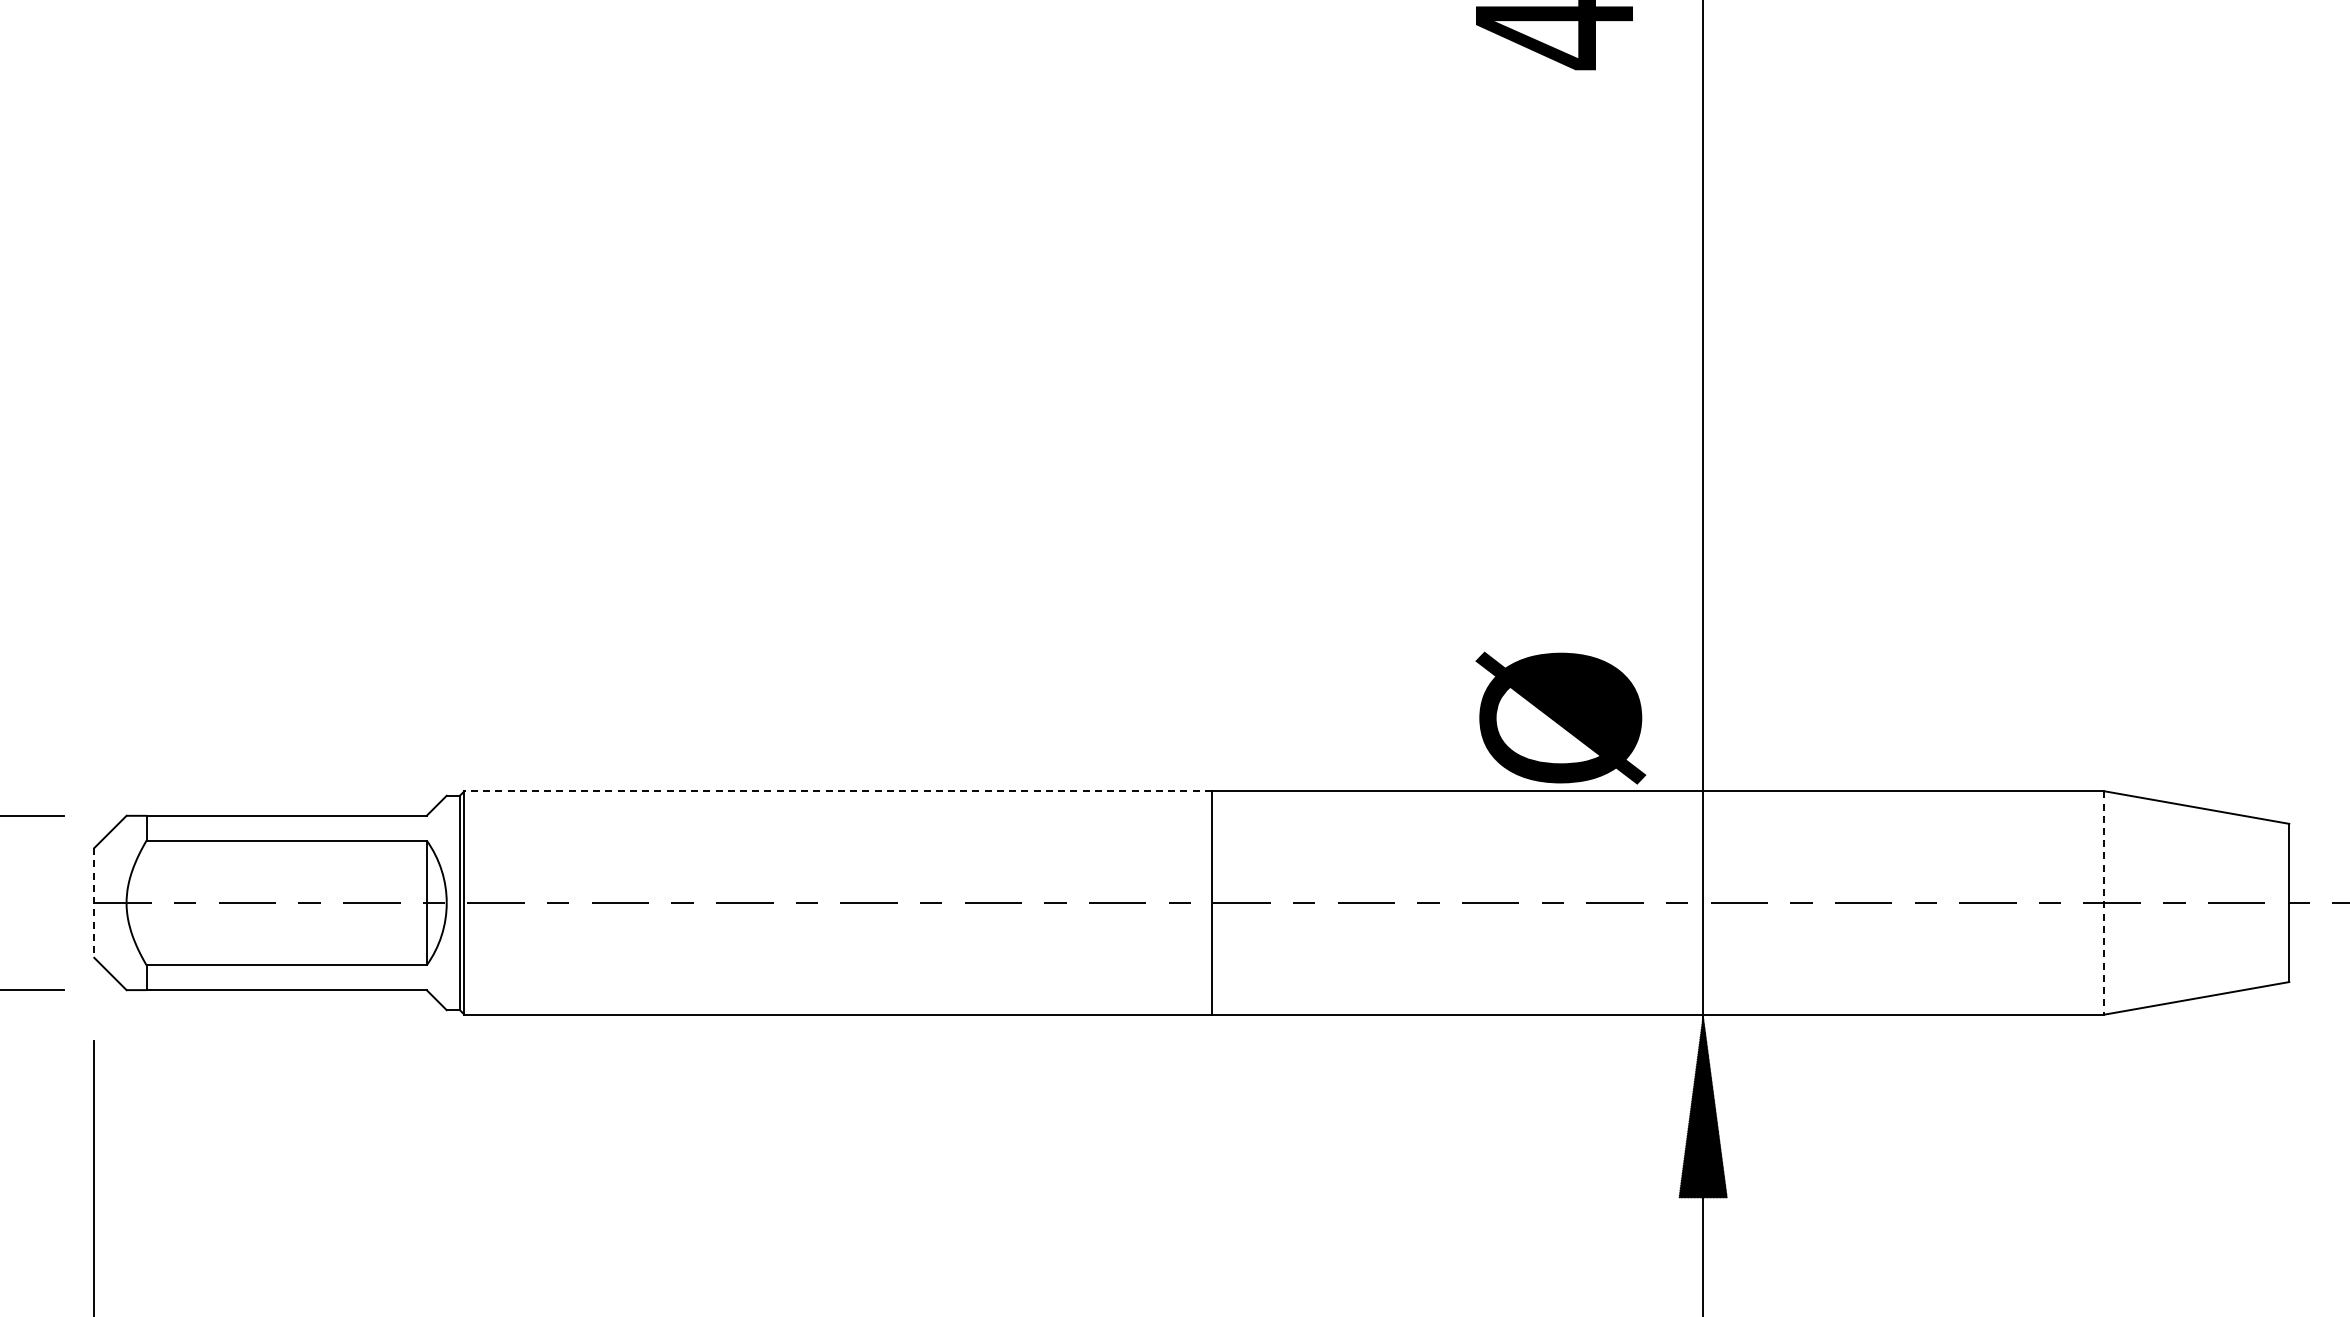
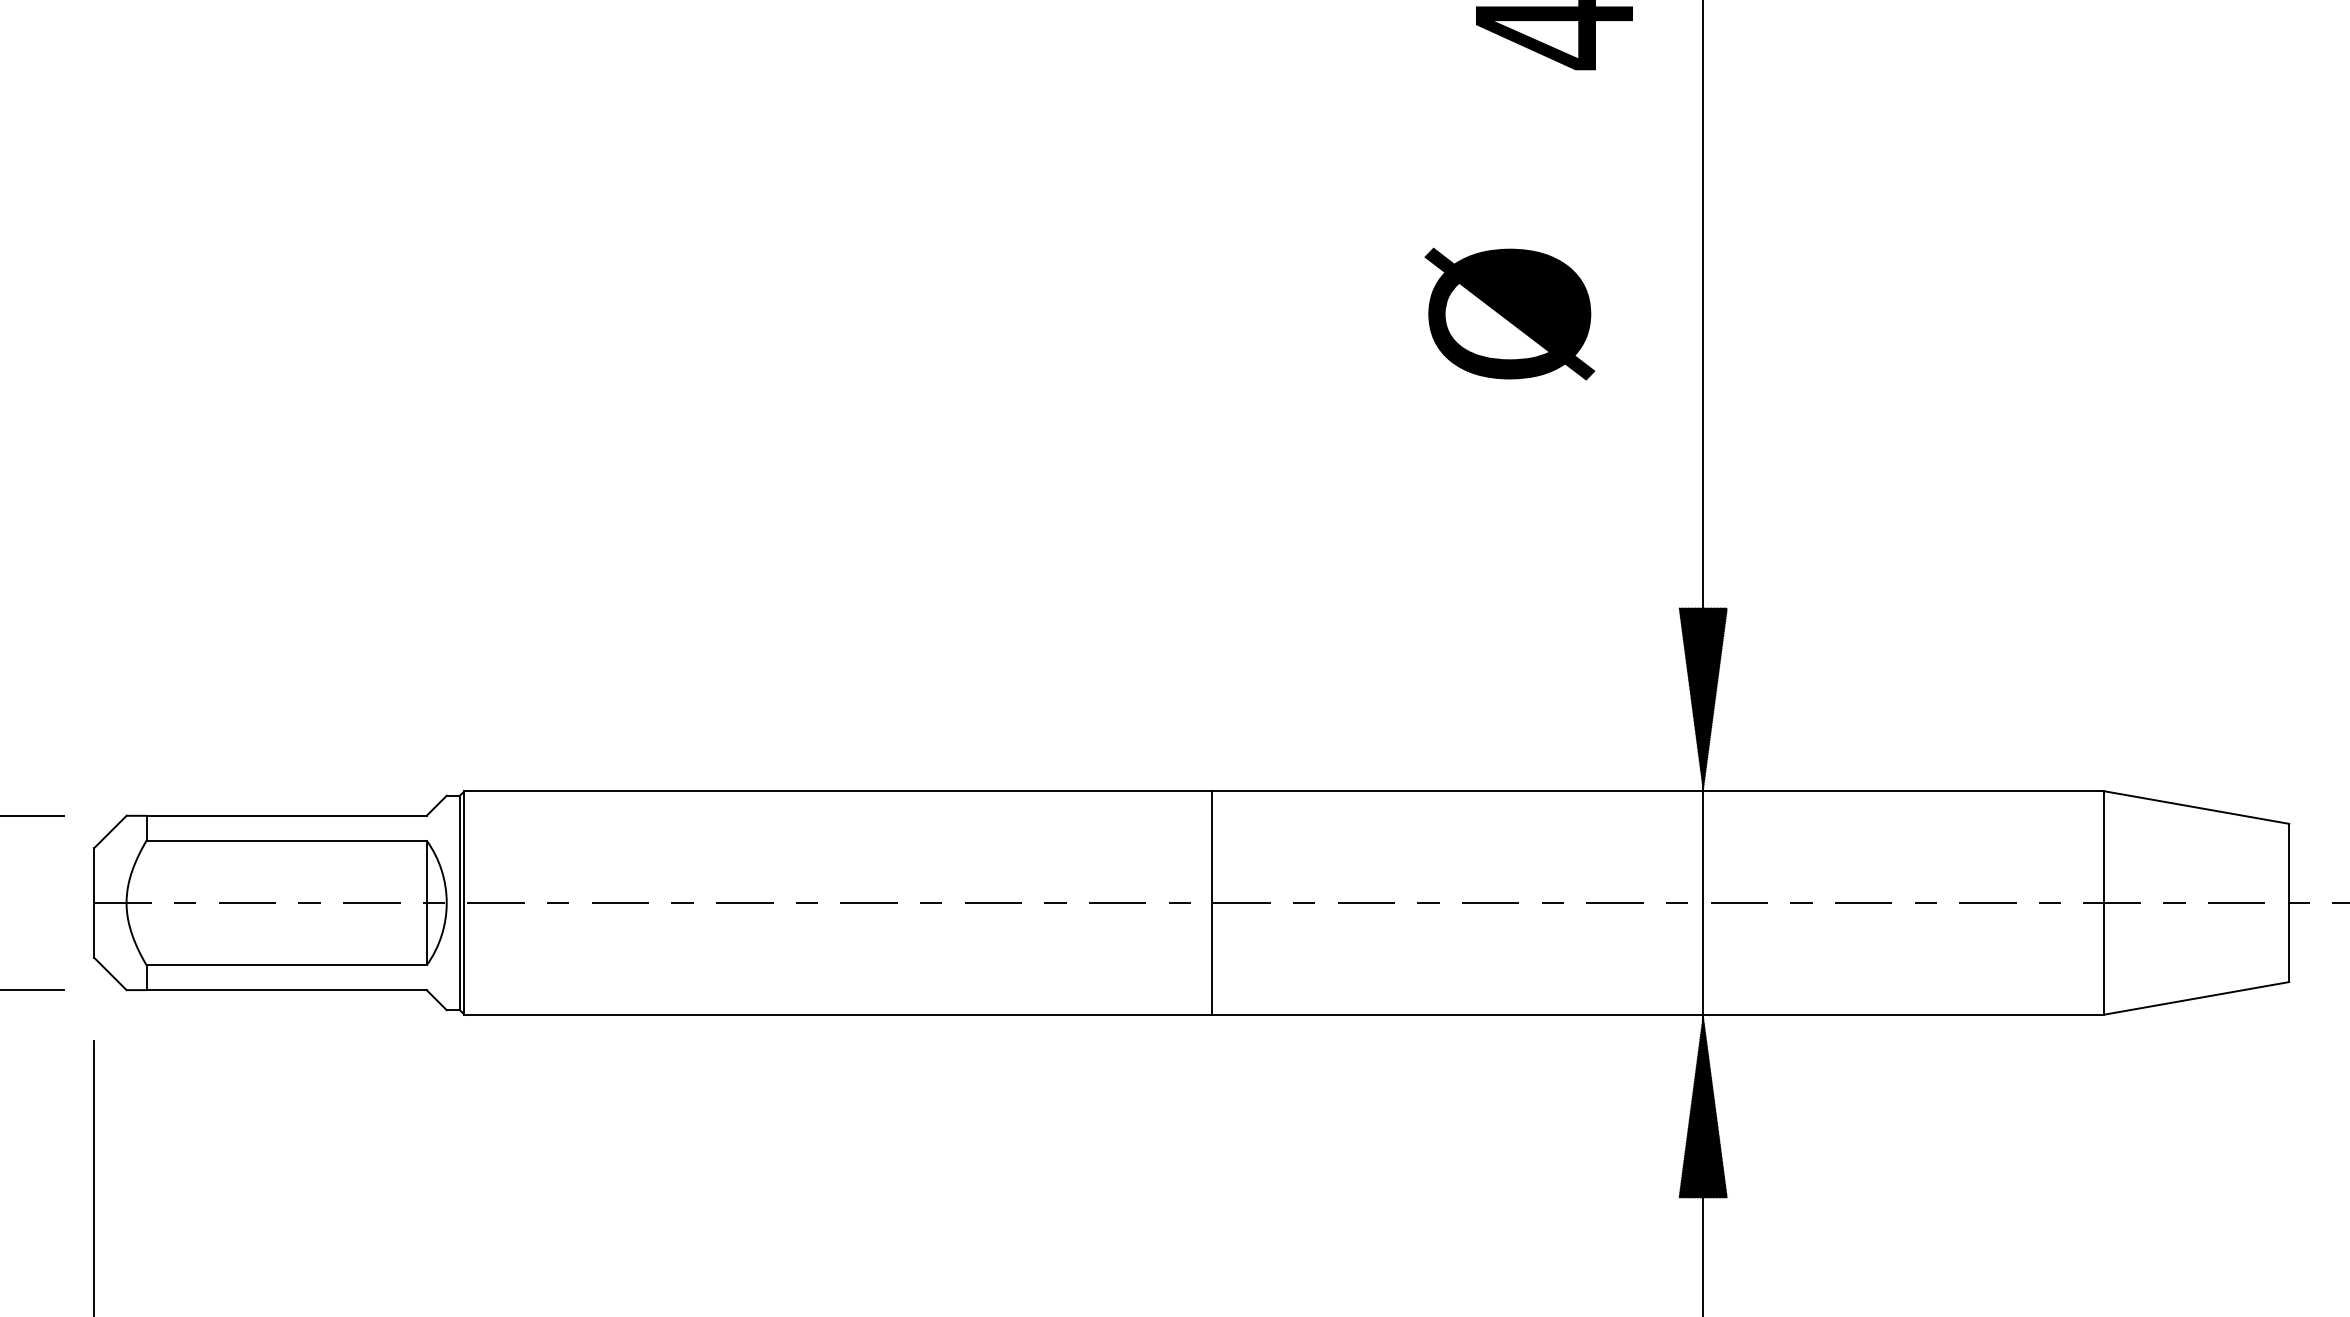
hatch: none -> present (1703, 699)
text position: (1560, 717) -> (1509, 313) (1509, 313)
line: dashed -> solid (838, 791)
line: dashed -> solid (94, 902)
line: dashed -> solid (2104, 902)
